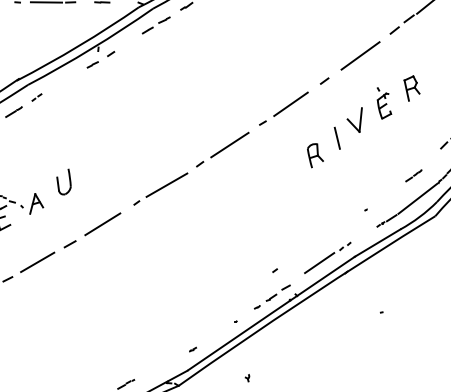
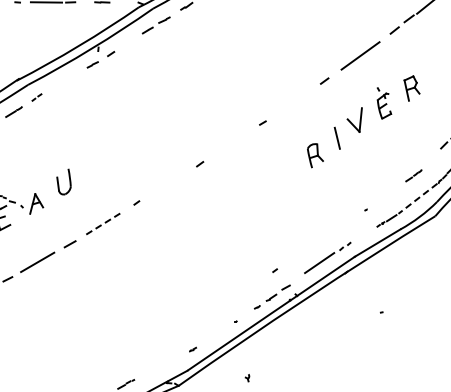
line: present -> none (290, 104)
line: present -> none (229, 144)
line: present -> none (166, 184)
line: solid -> dashed (417, 198)
line: solid -> dashed (102, 224)
